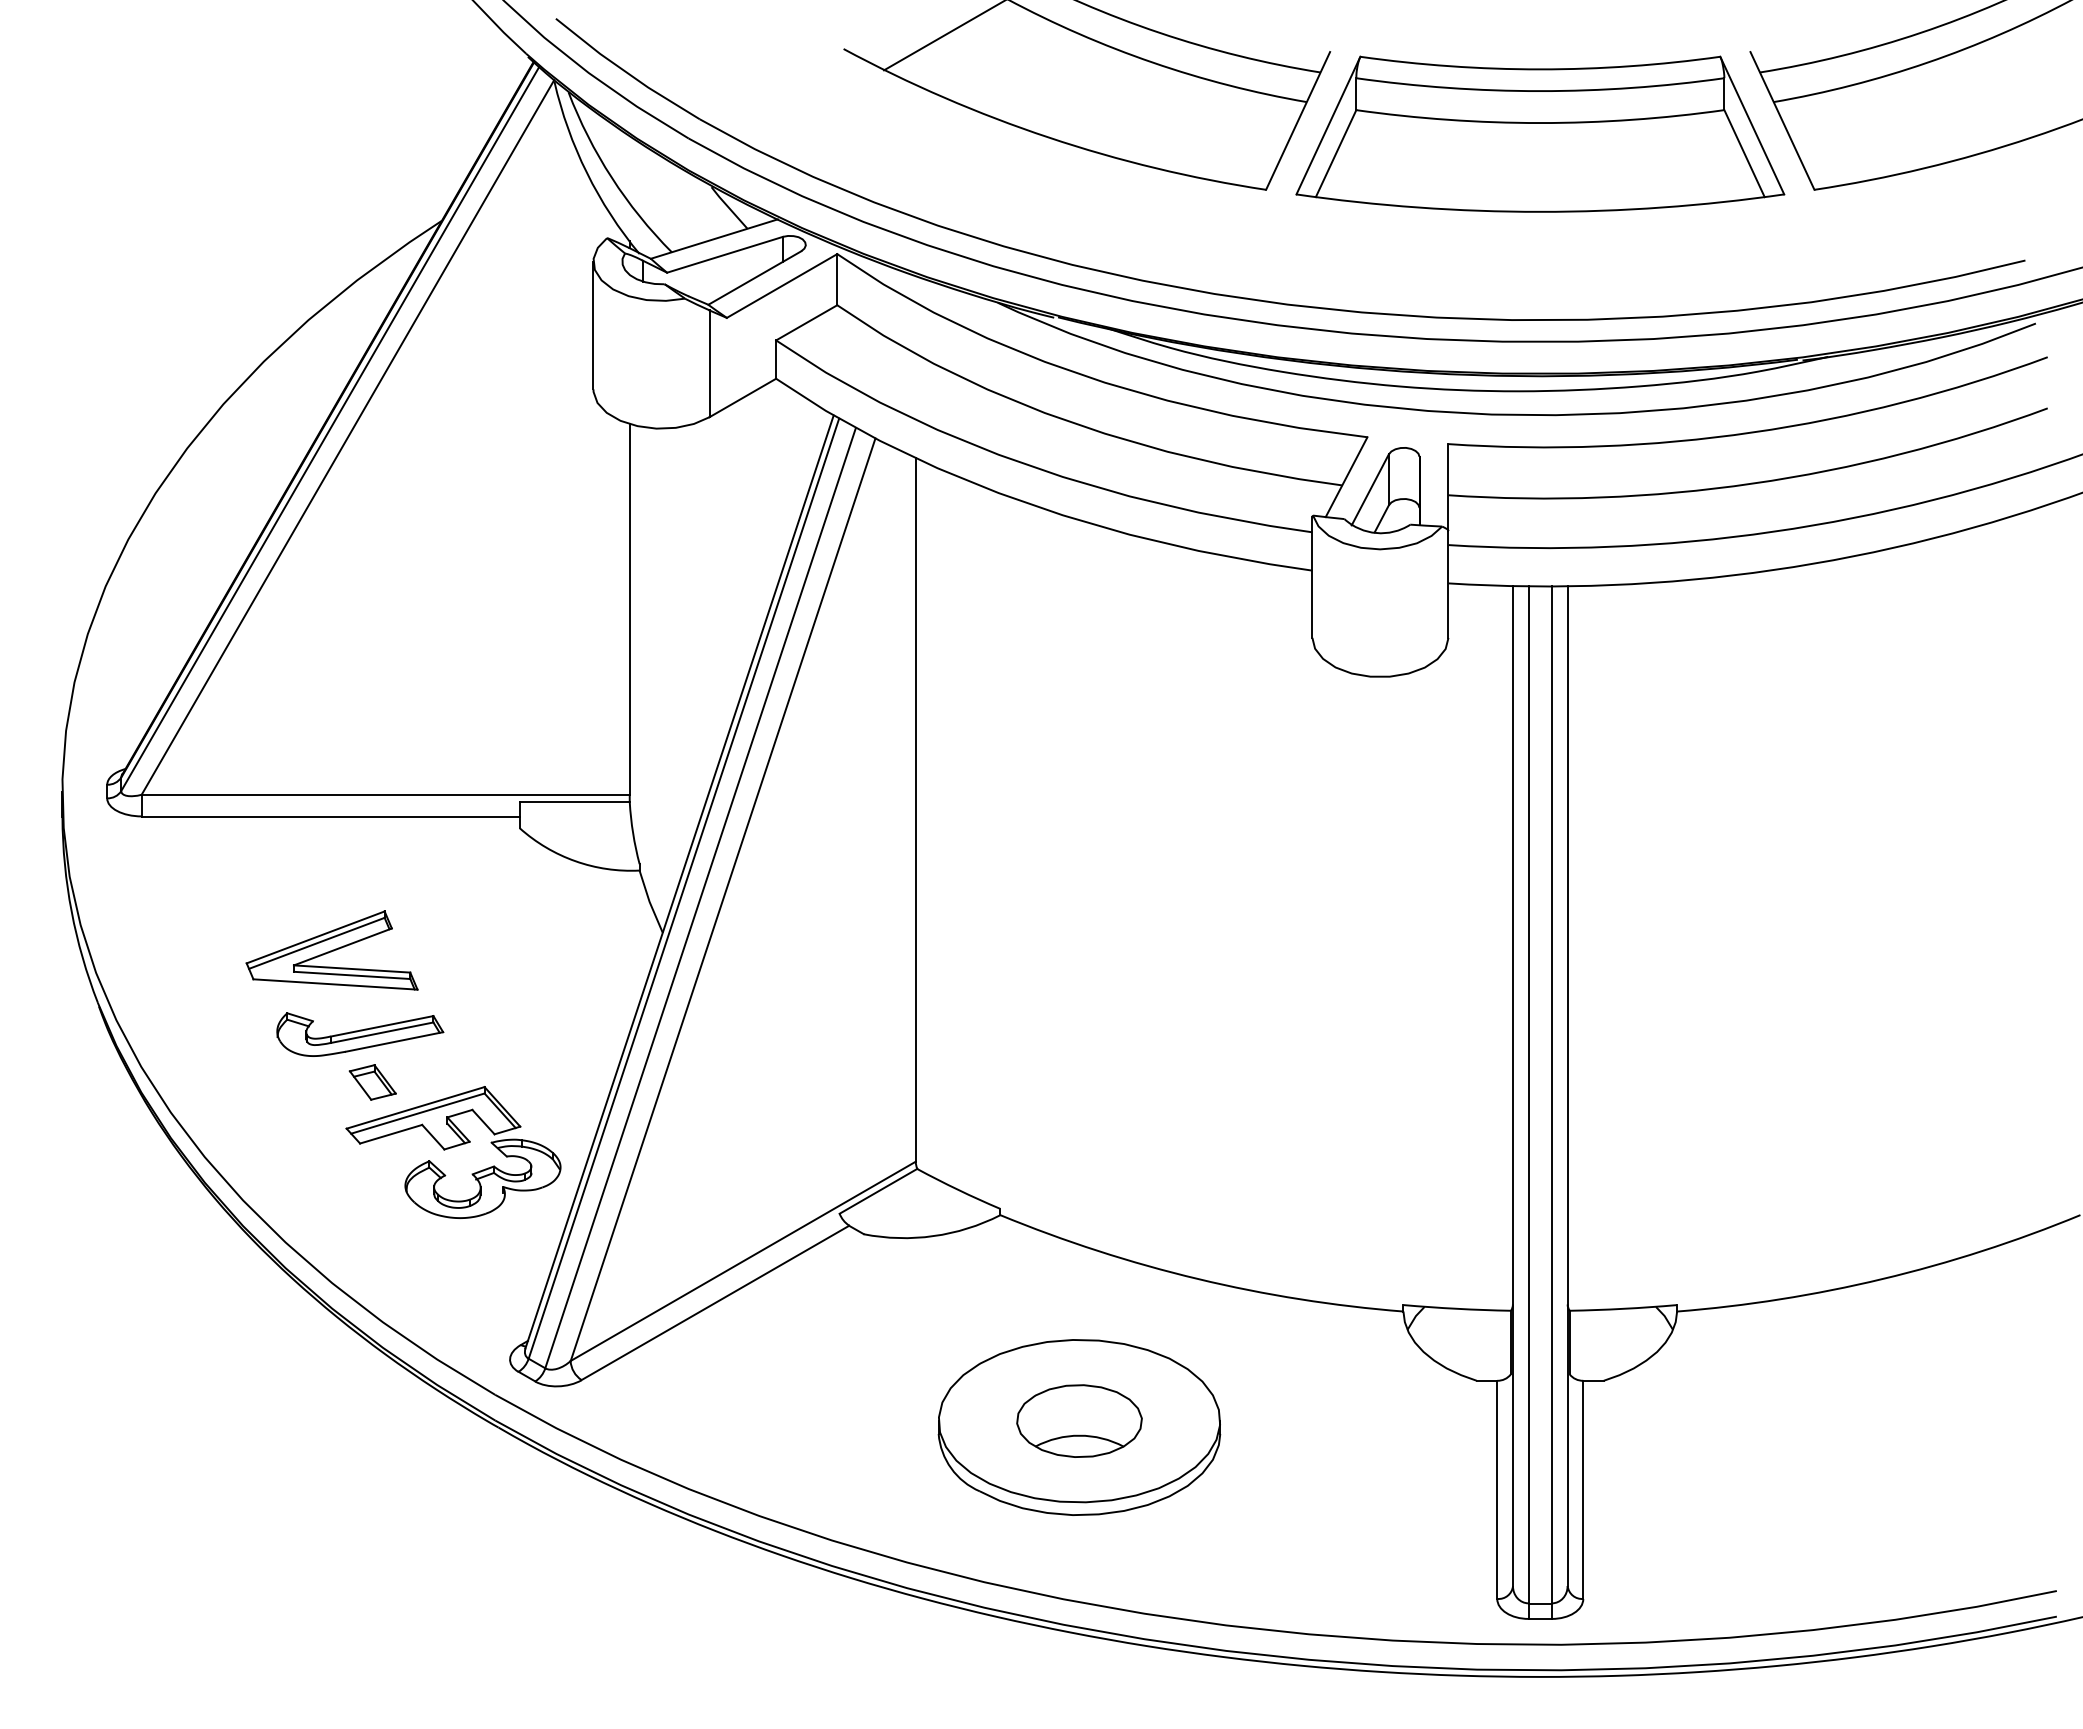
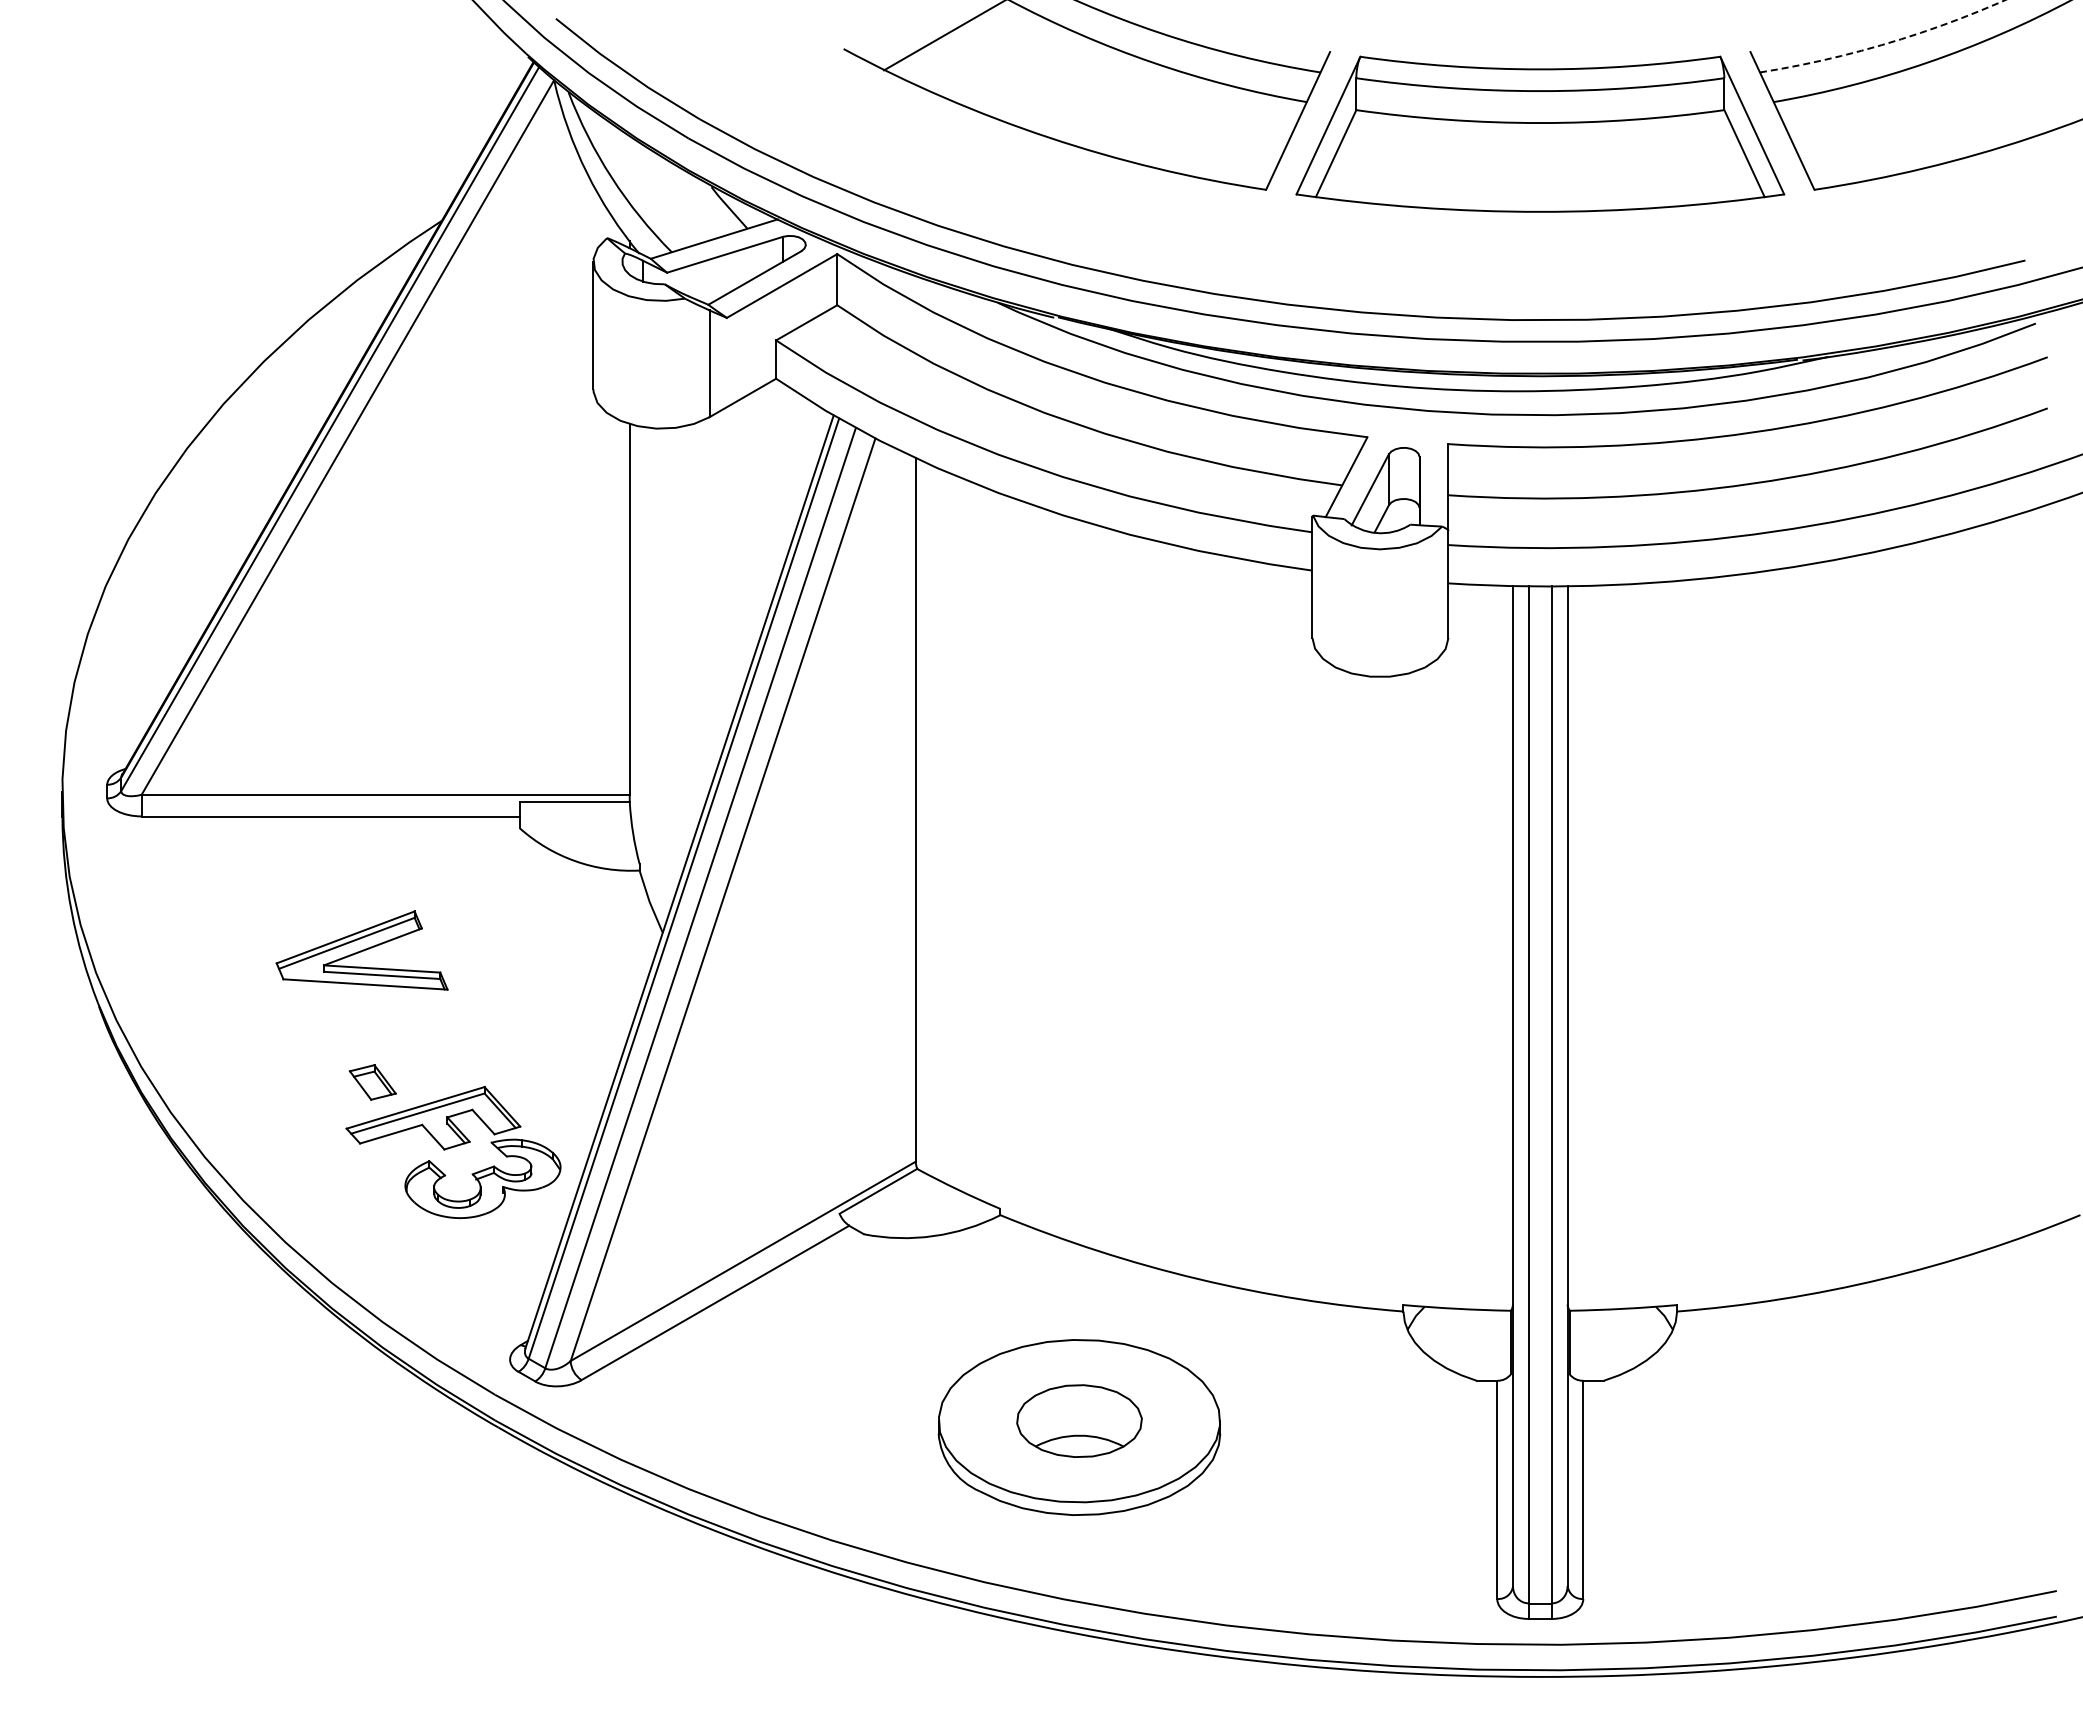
arc: solid -> dashed (1885, 44)
part position: (331, 950) -> (361, 950) (361, 950)
part: present -> none (360, 1034)
